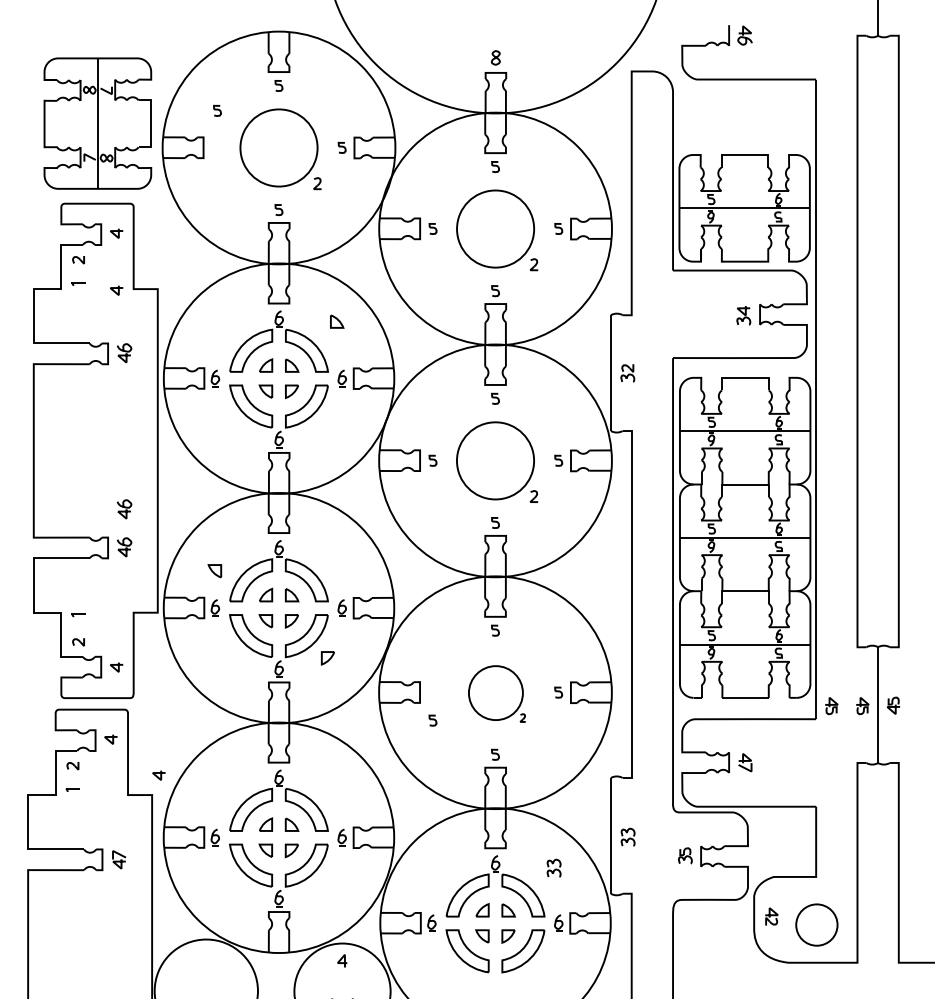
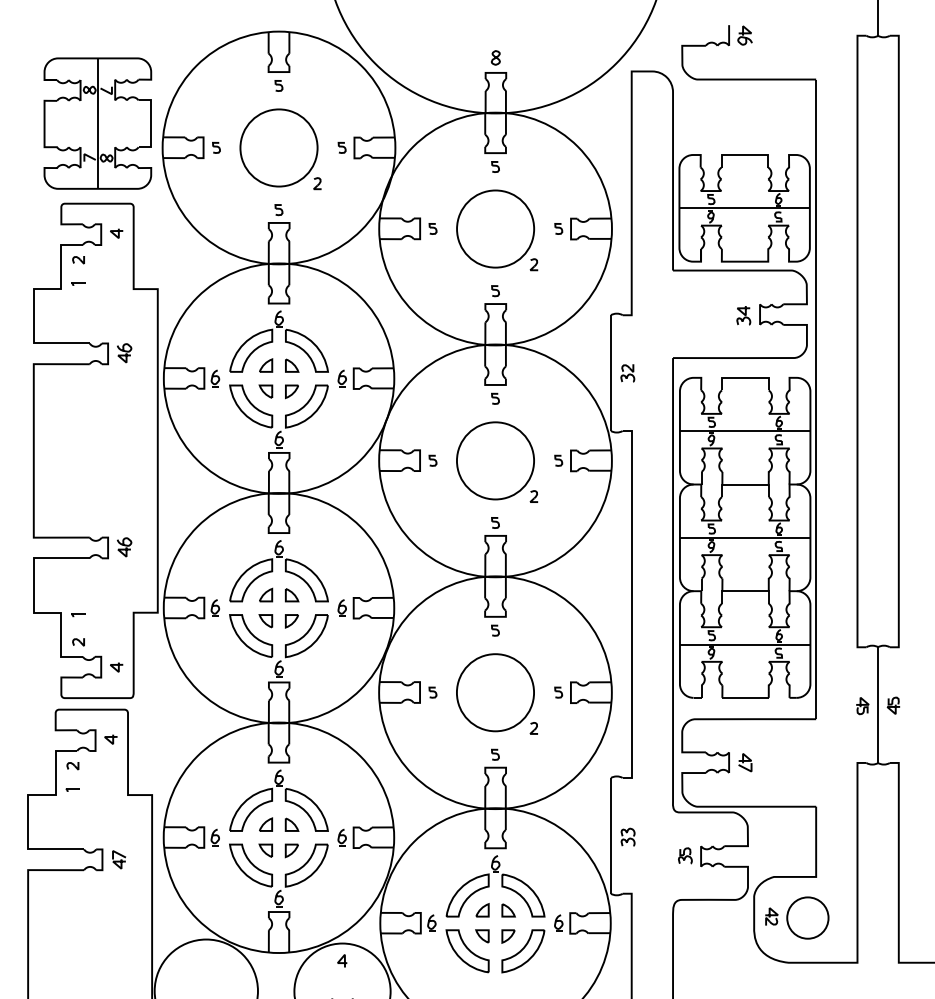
part position: (217, 110) -> (216, 147) (216, 147)
curve: present -> none (116, 291)
part: present -> none (337, 321)
part: present -> none (124, 509)
part: present -> none (214, 571)
part: present -> none (327, 658)
part size: 58x58 px -> 82x82 px (496, 693)
part: present -> none (831, 706)
part position: (432, 720) -> (432, 692) (432, 692)
curve: present -> none (157, 775)
part: present -> none (553, 867)
part position: (816, 924) -> (807, 917) (807, 917)
